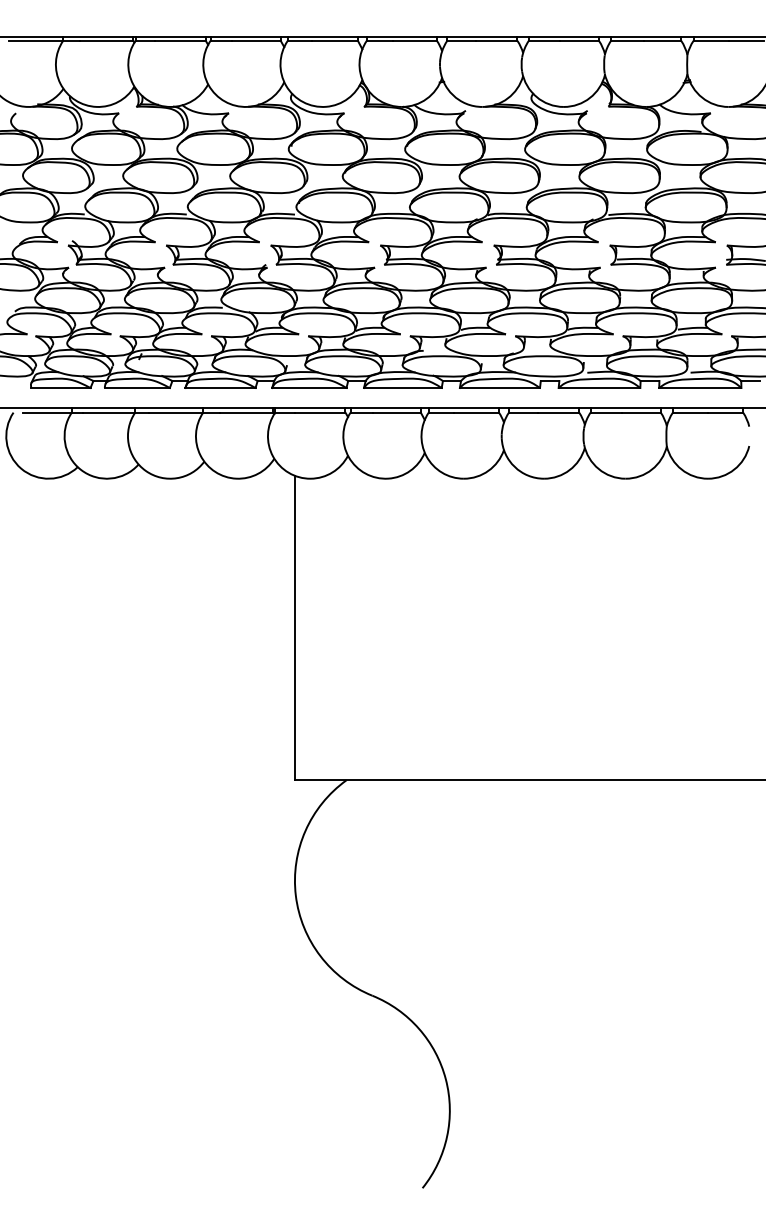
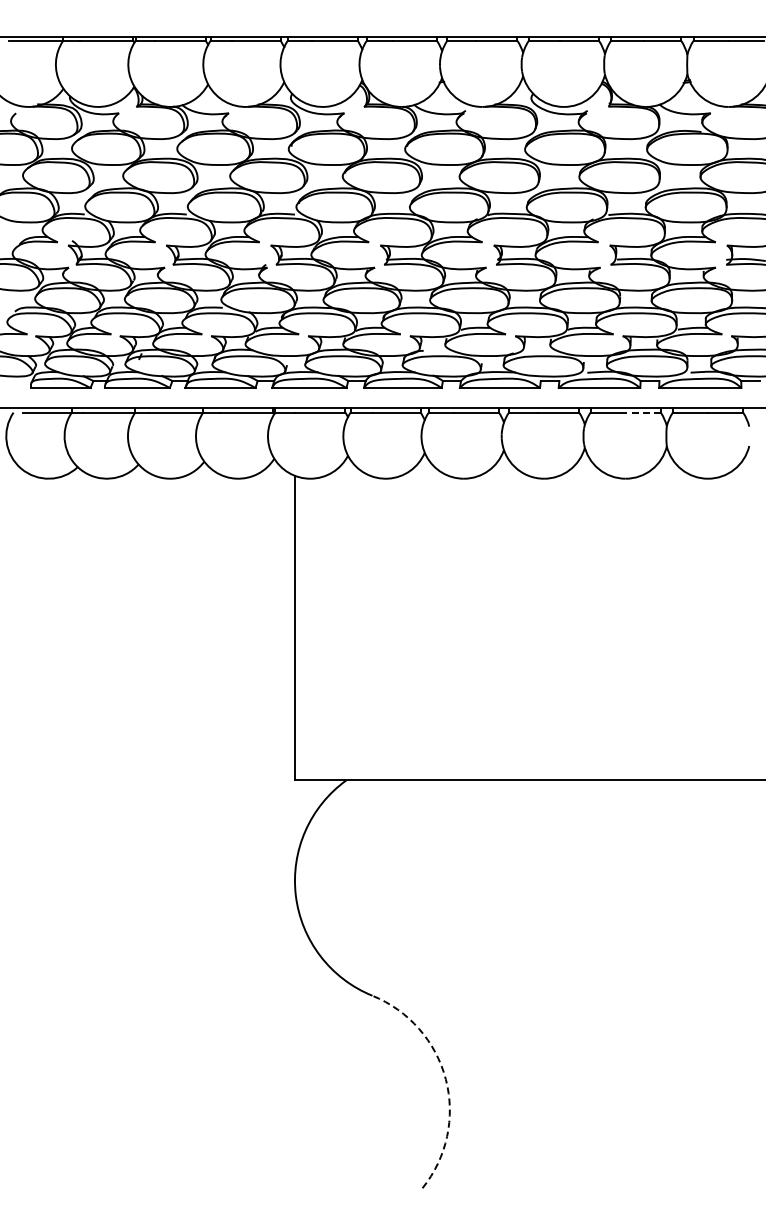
line: solid -> dashed (641, 412)
arc: solid -> dashed (445, 1079)
